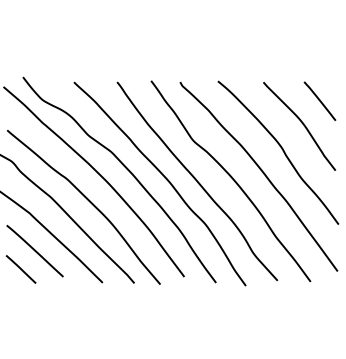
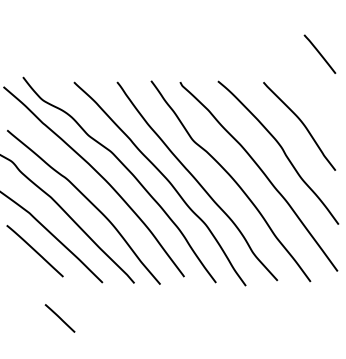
line position: (319, 100) -> (319, 53) (319, 53)
line position: (20, 269) -> (59, 318) (59, 318)
